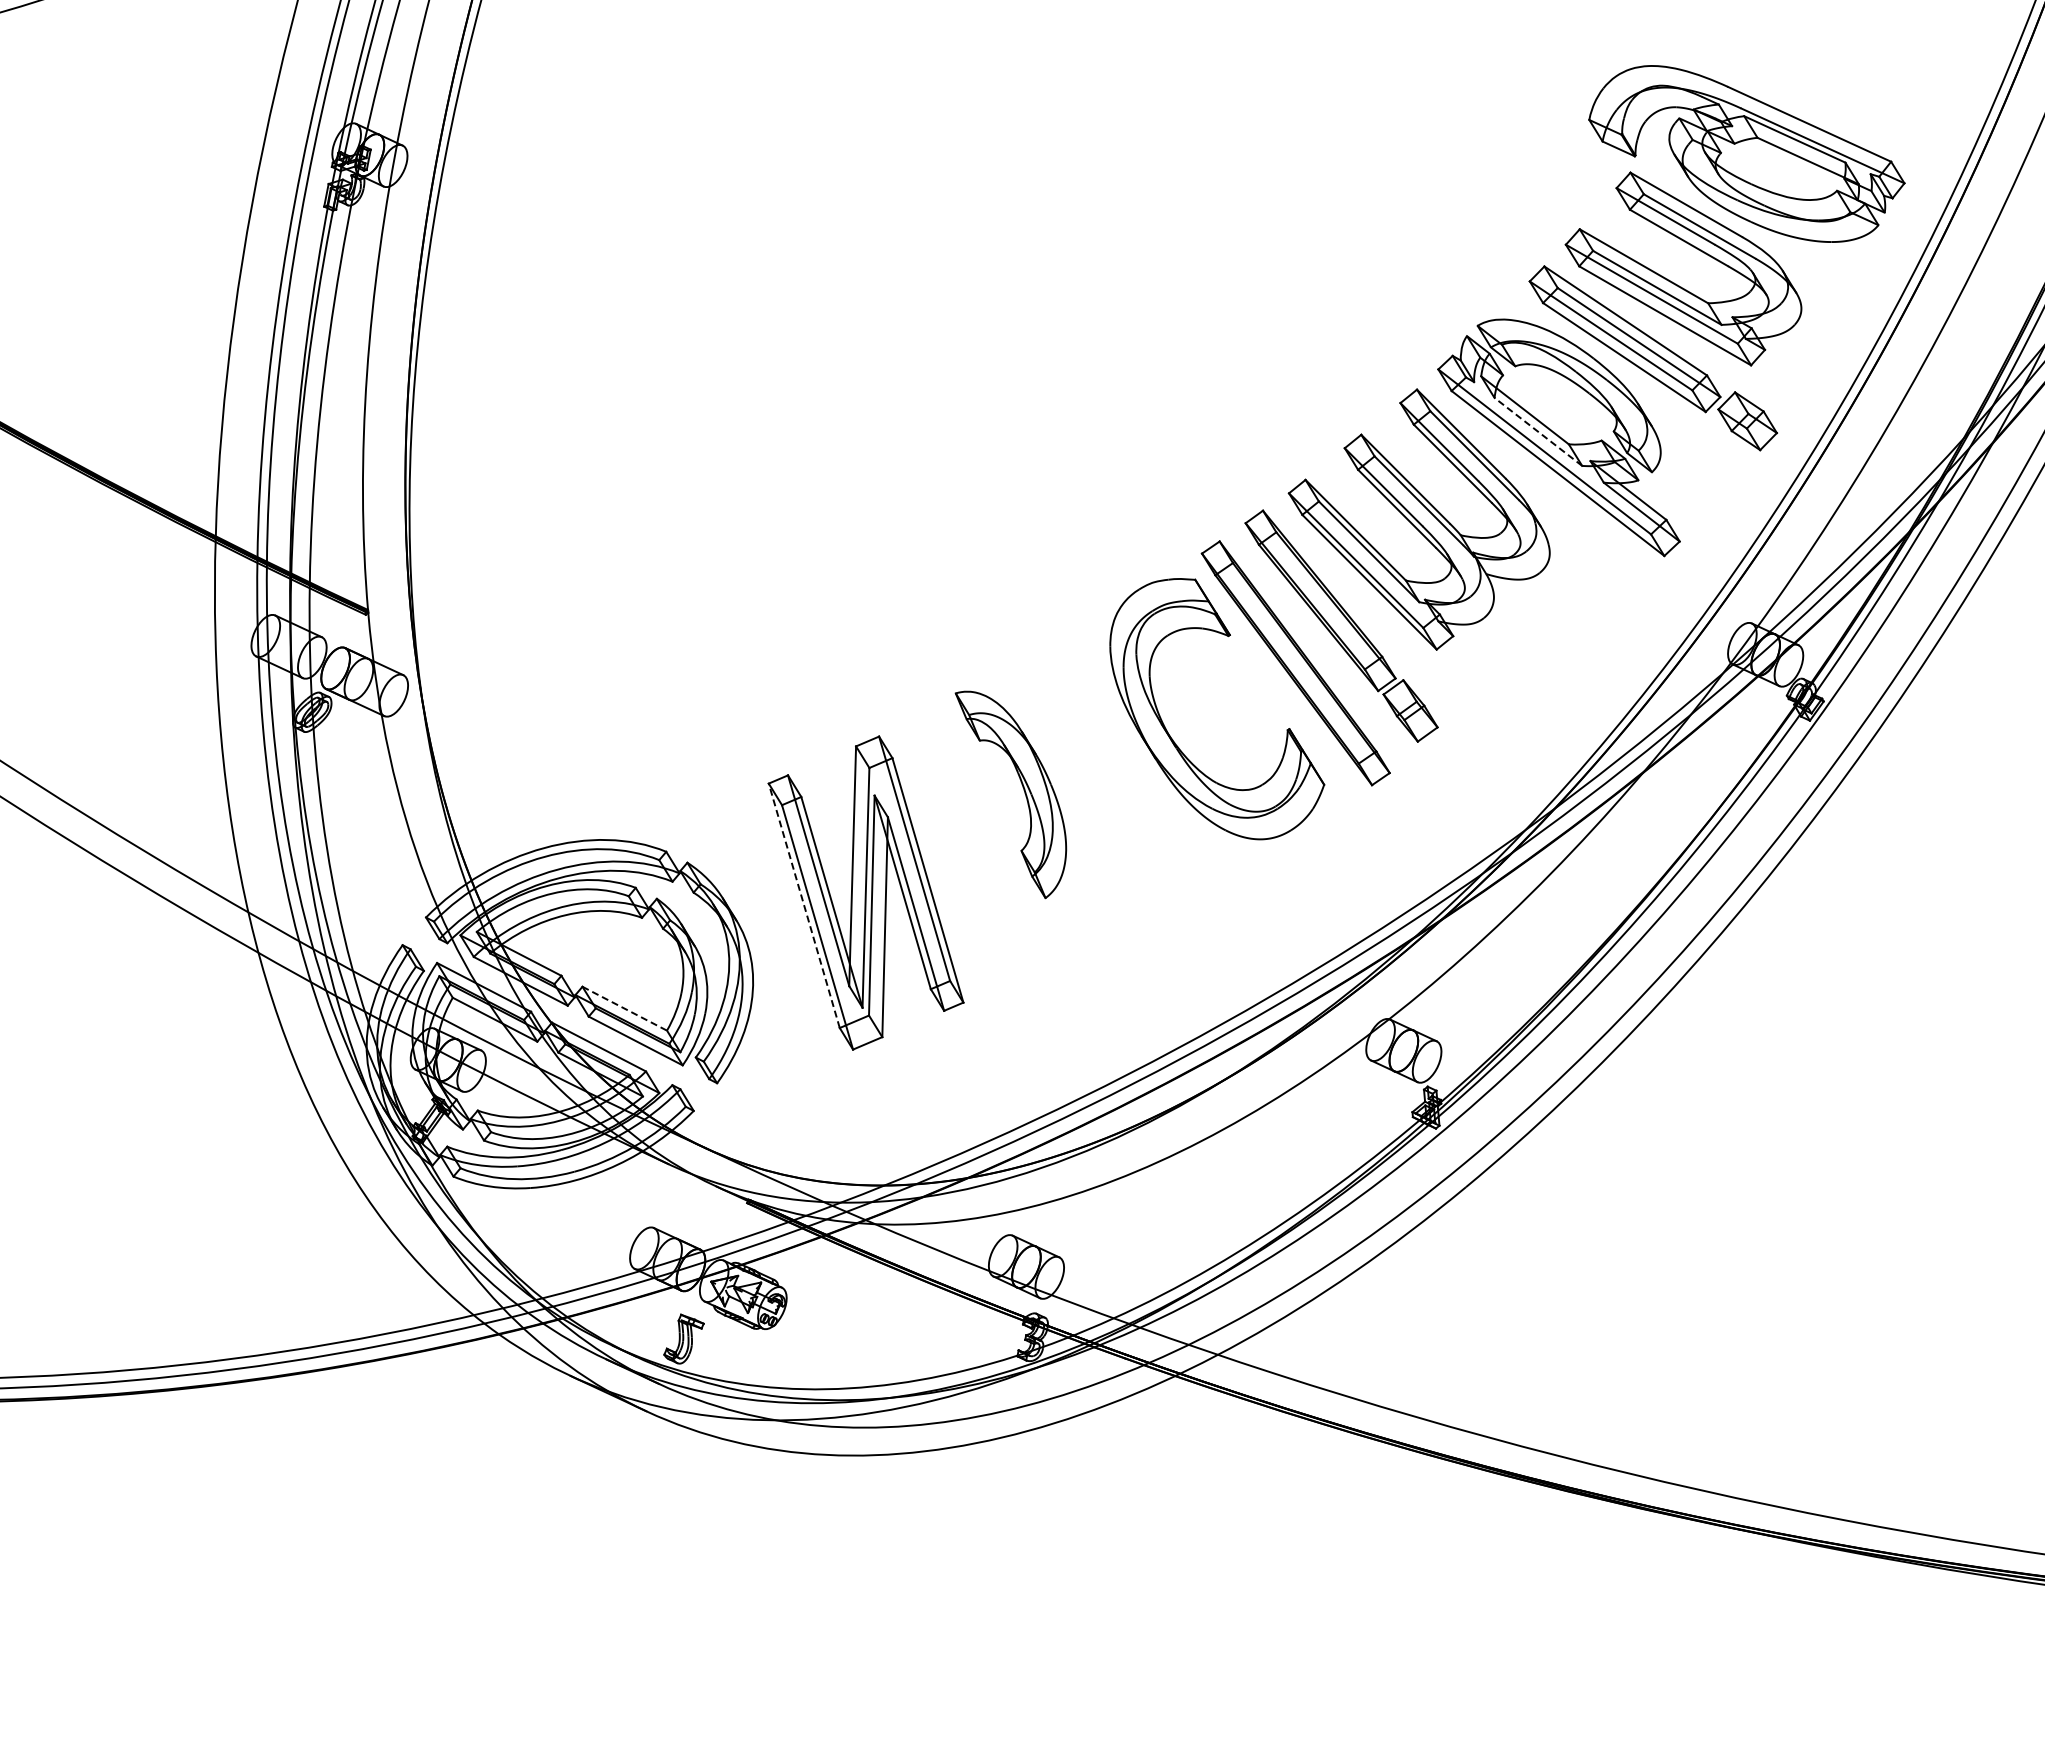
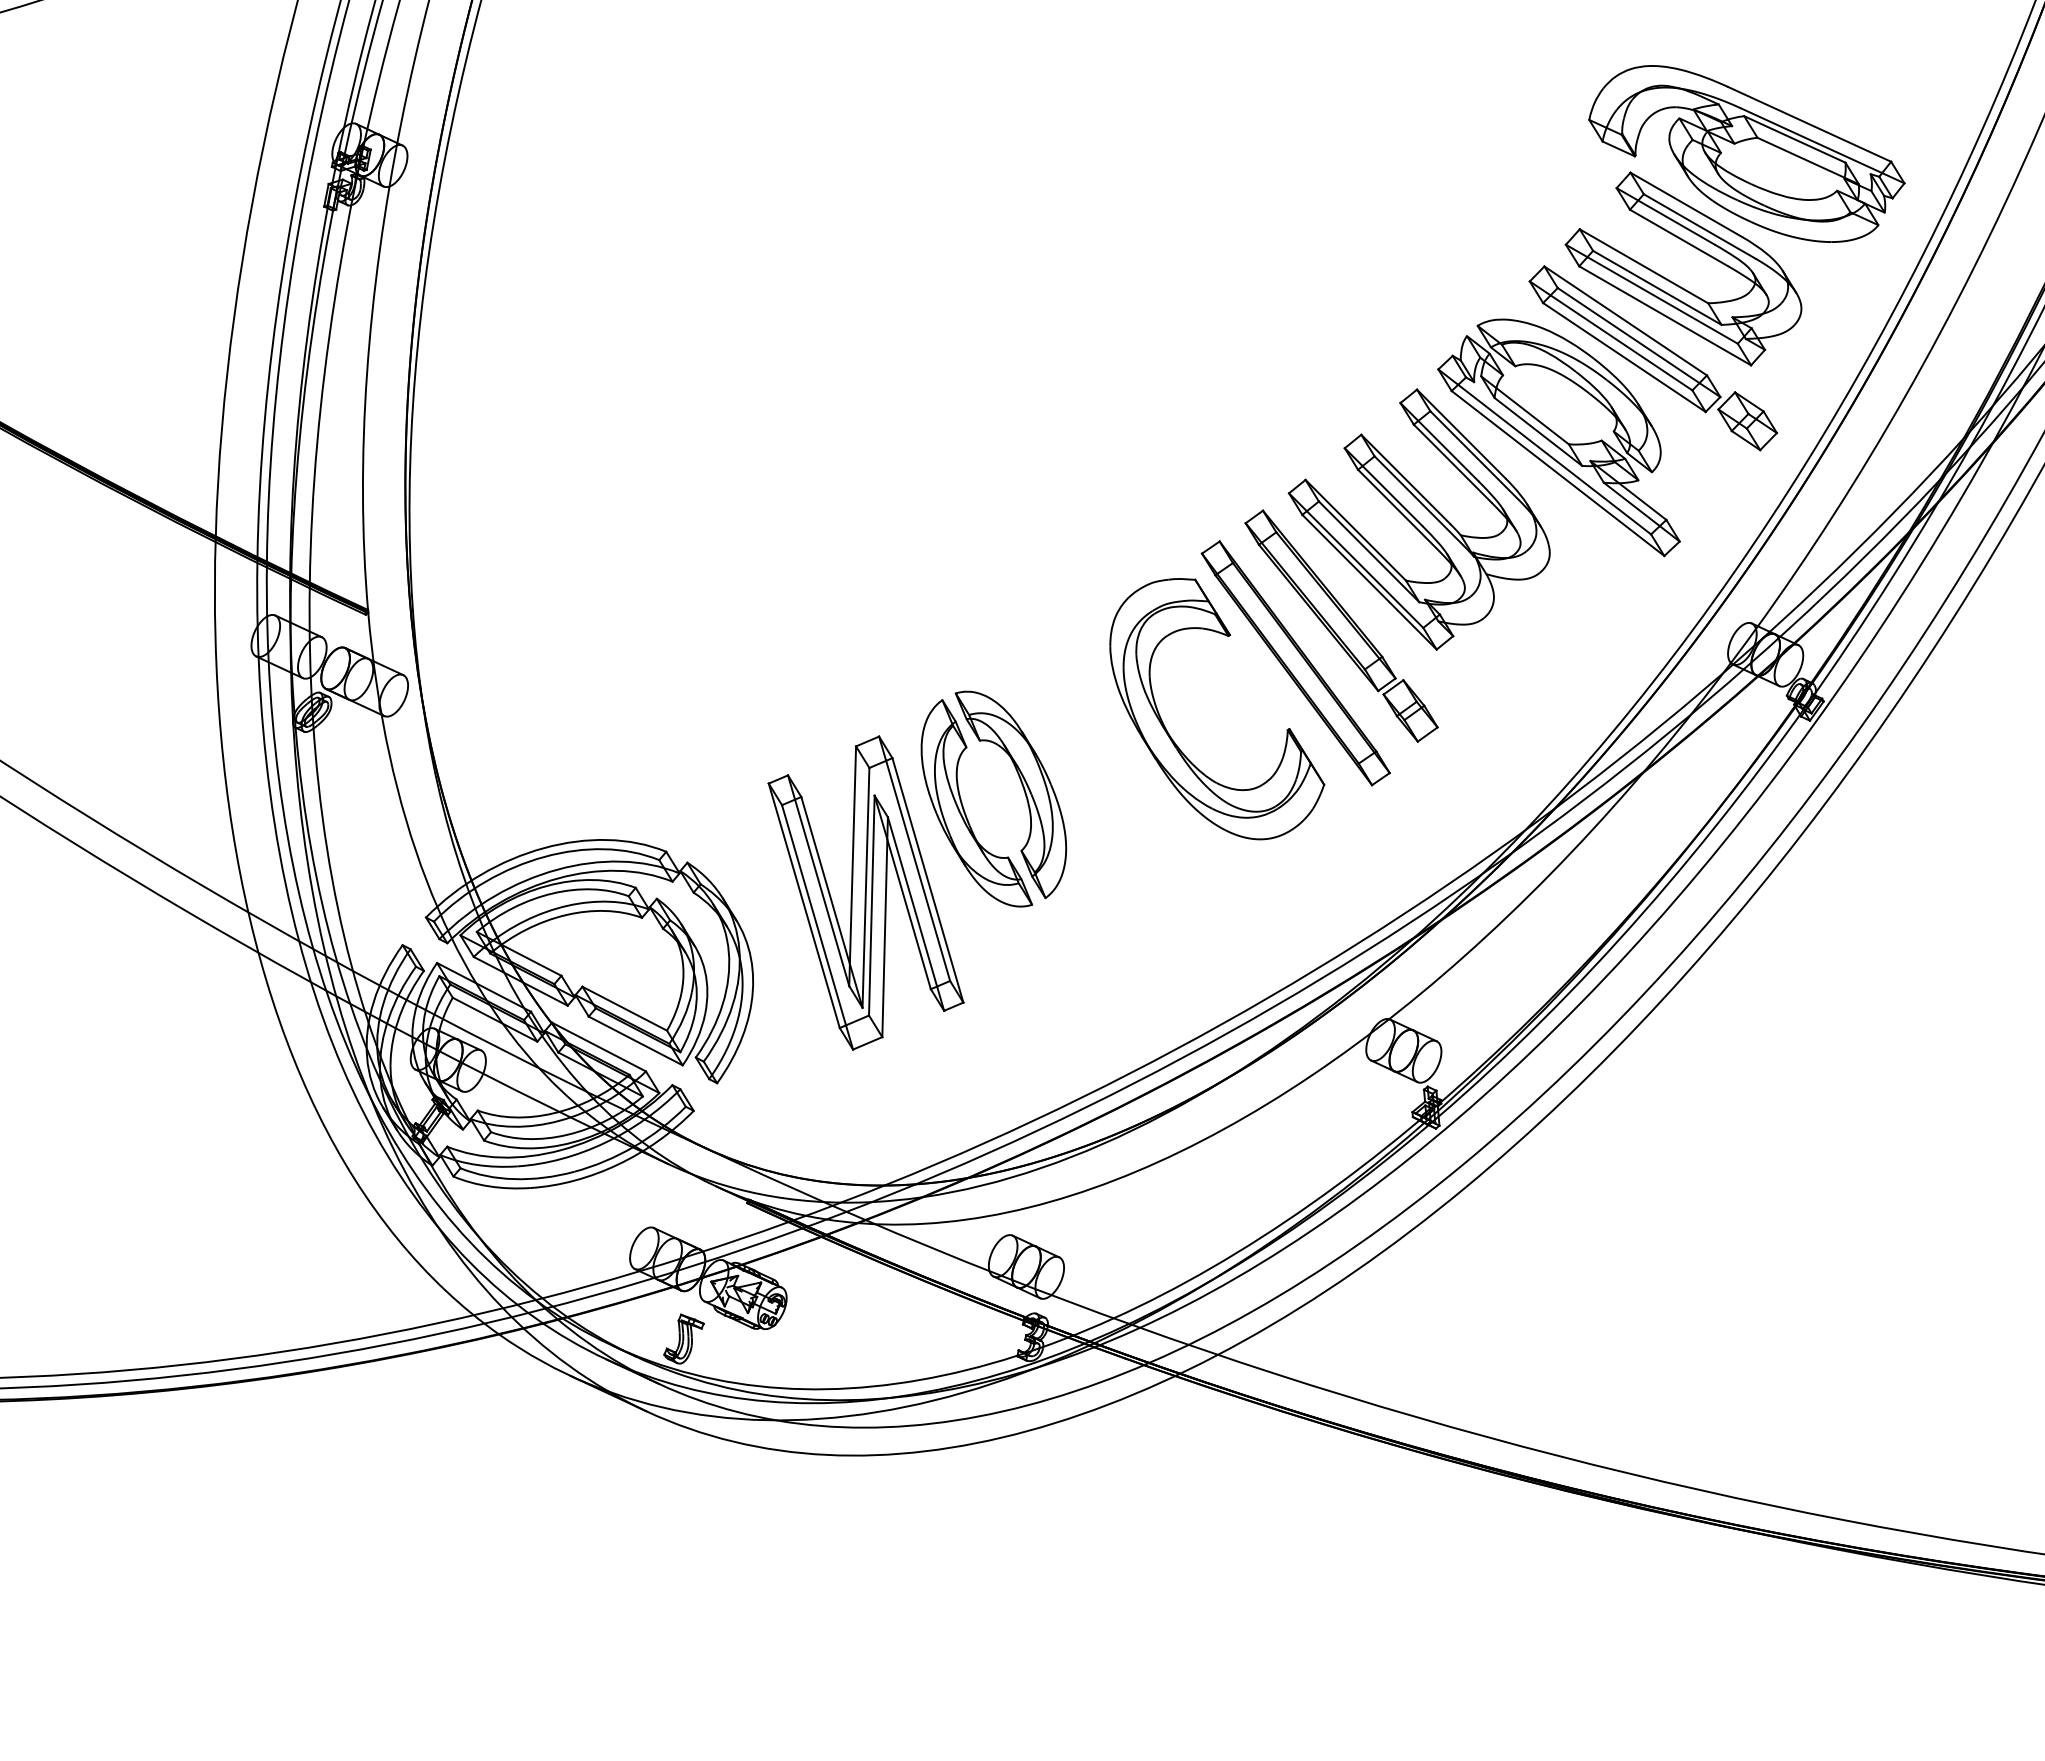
line: dashed -> solid (1537, 431)
part: none -> present (964, 808)
line: dashed -> solid (804, 905)
line: dashed -> solid (624, 1008)
